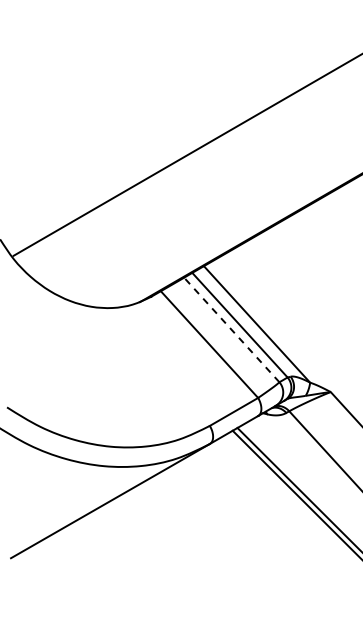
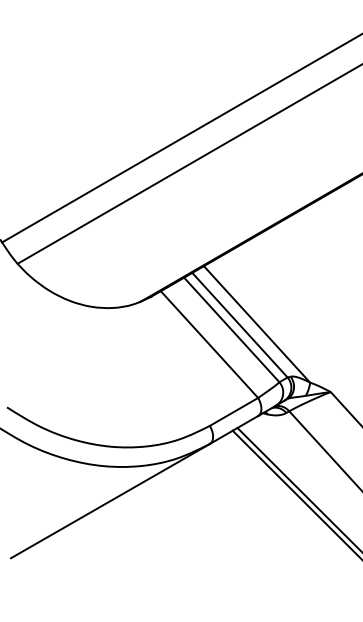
line: none -> present (180, 138)
line position: (186, 155) -> (188, 164) (188, 164)
line: dashed -> solid (231, 329)
